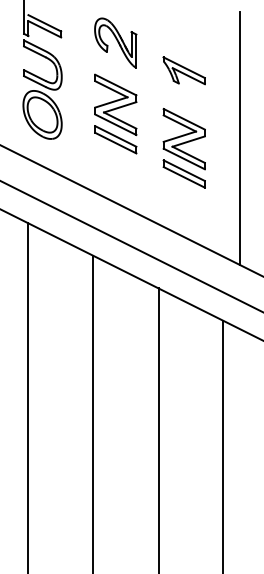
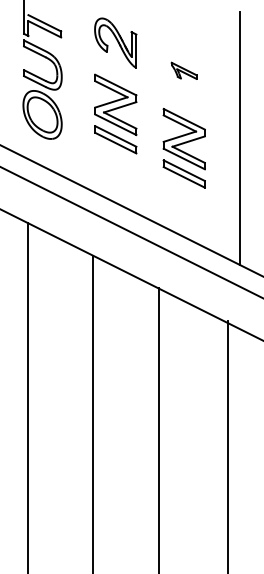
part size: 44x30 px -> 28x19 px (183, 70)
line position: (131, 246) -> (131, 232) (131, 232)
line position: (223, 445) -> (228, 445) (228, 445)
